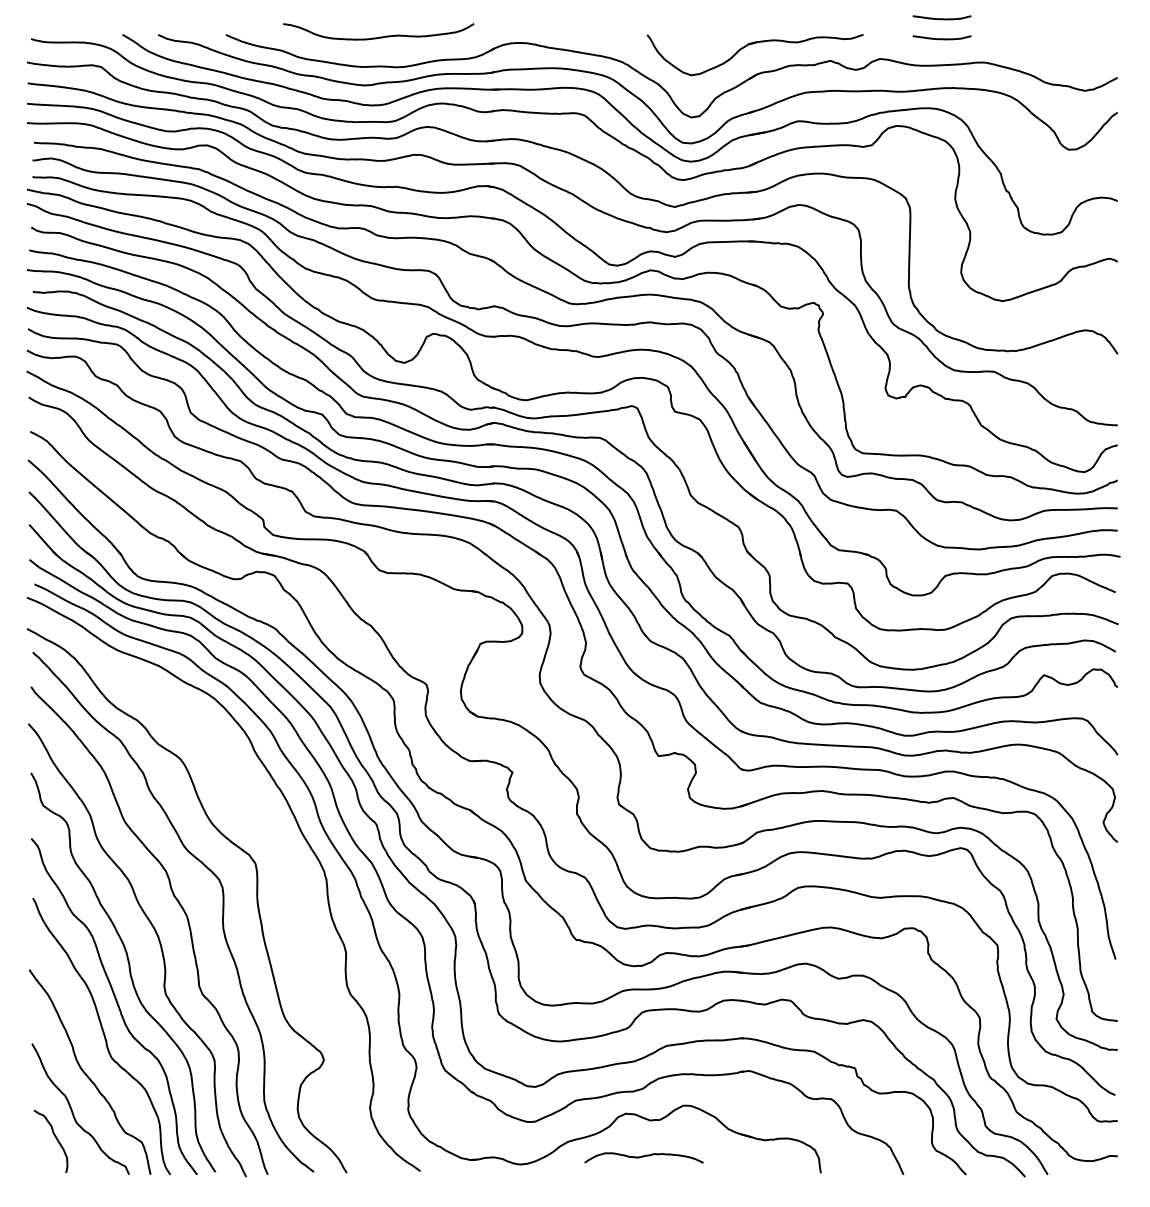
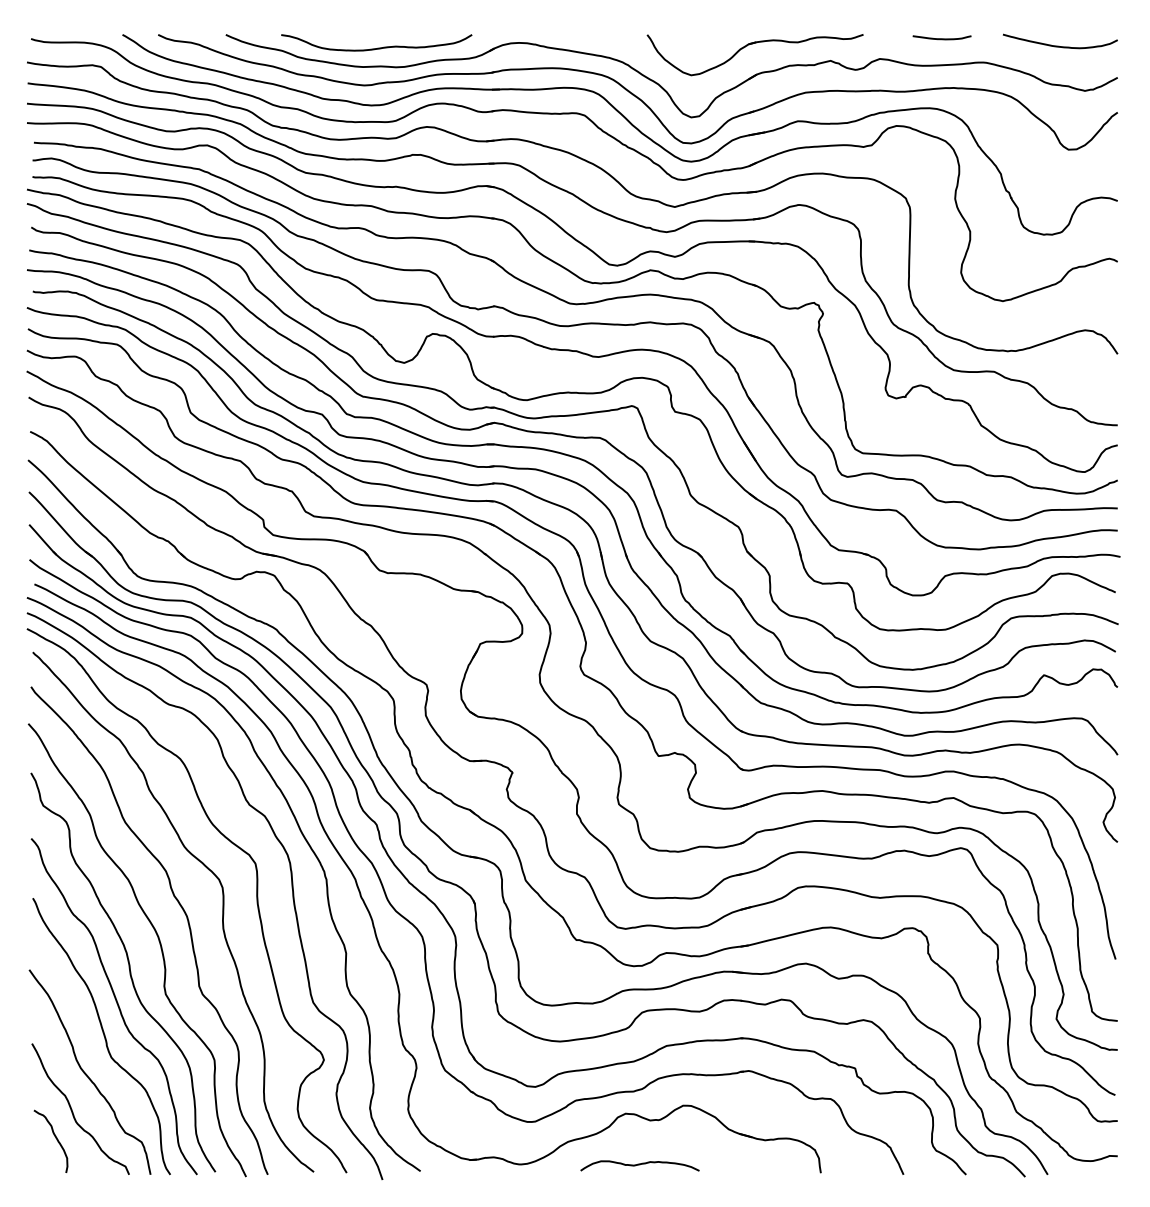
curve: present -> none (941, 18)
curve position: (379, 36) -> (377, 47) (377, 47)
curve: none -> present (1058, 45)
curve: none -> present (291, 888)
curve position: (643, 1157) -> (639, 1165) (639, 1165)
